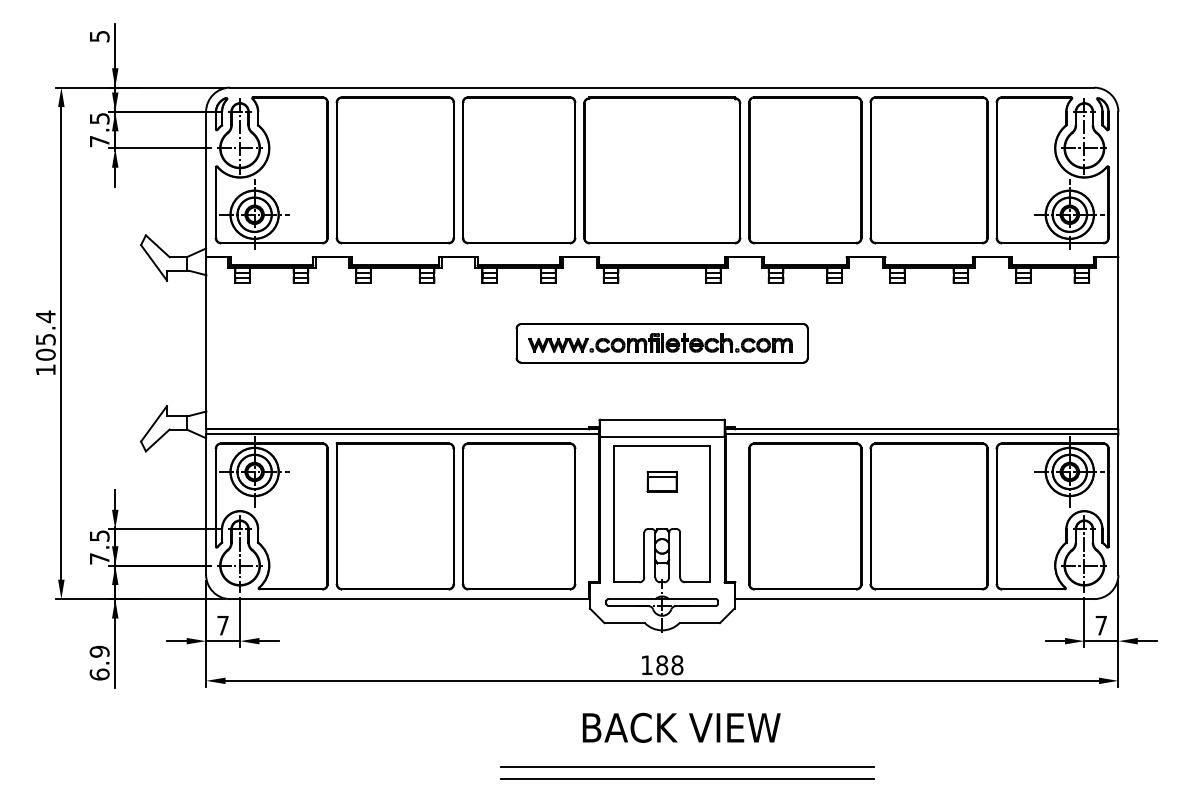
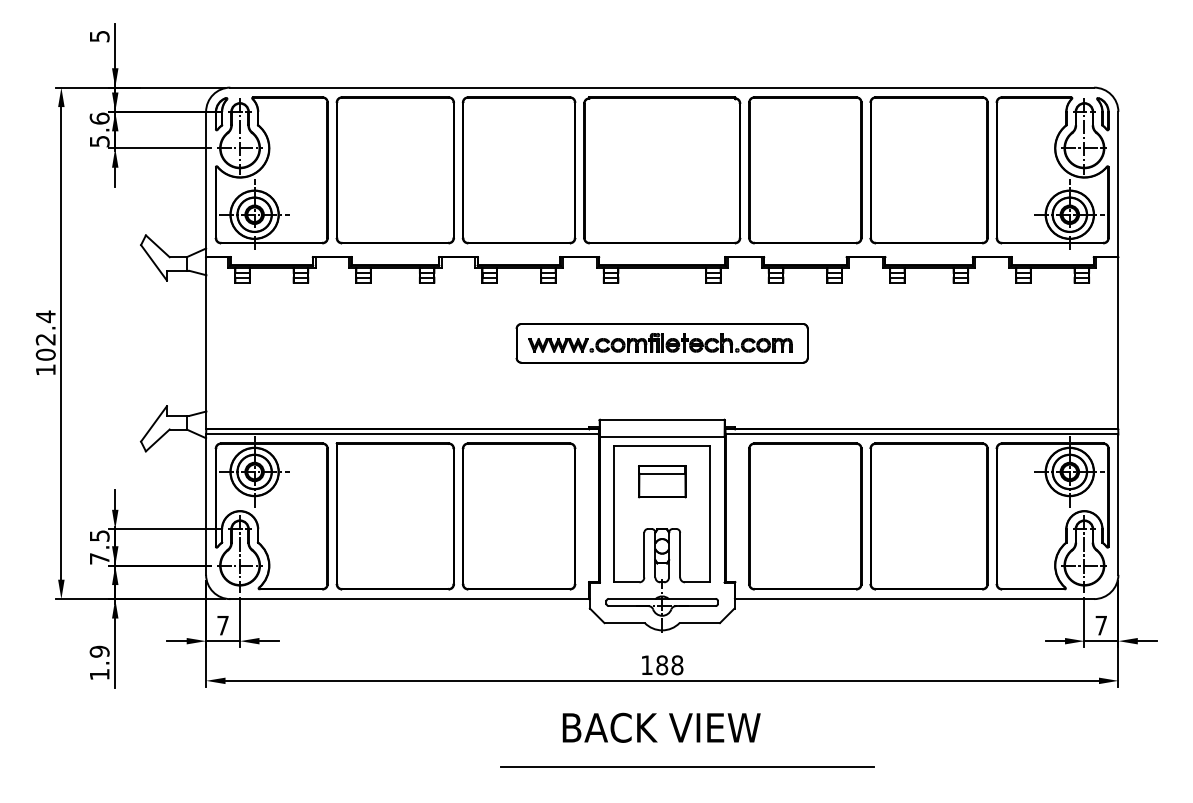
text: 7.5 -> 5.6 (99, 129)
text: 105.4 -> 102.4 (45, 339)
part size: 32x22 px -> 49x34 px (662, 481)
text: 6.9 -> 1.9 (99, 674)
text position: (681, 727) -> (661, 727) (661, 727)
line: present -> none (687, 778)
